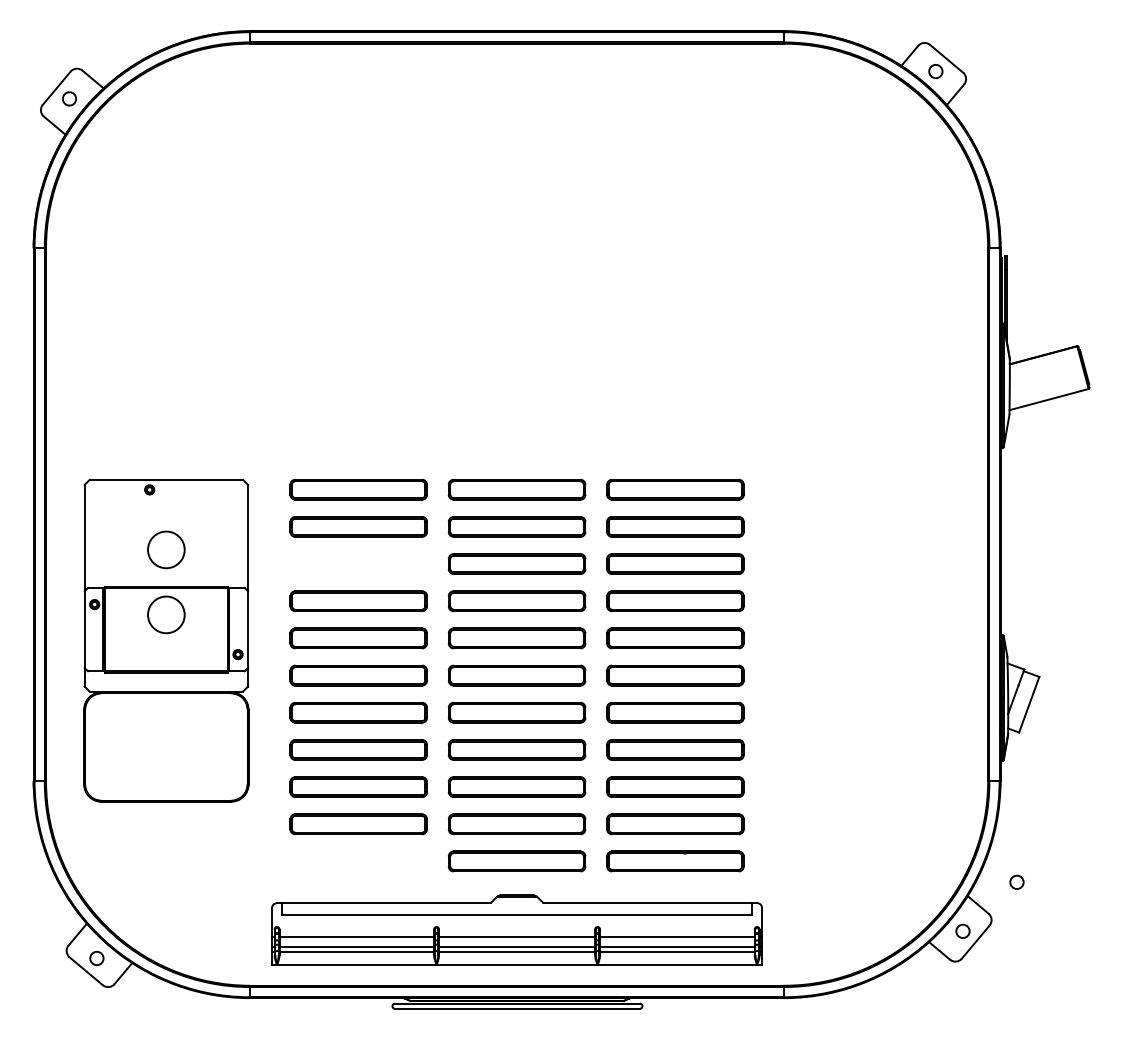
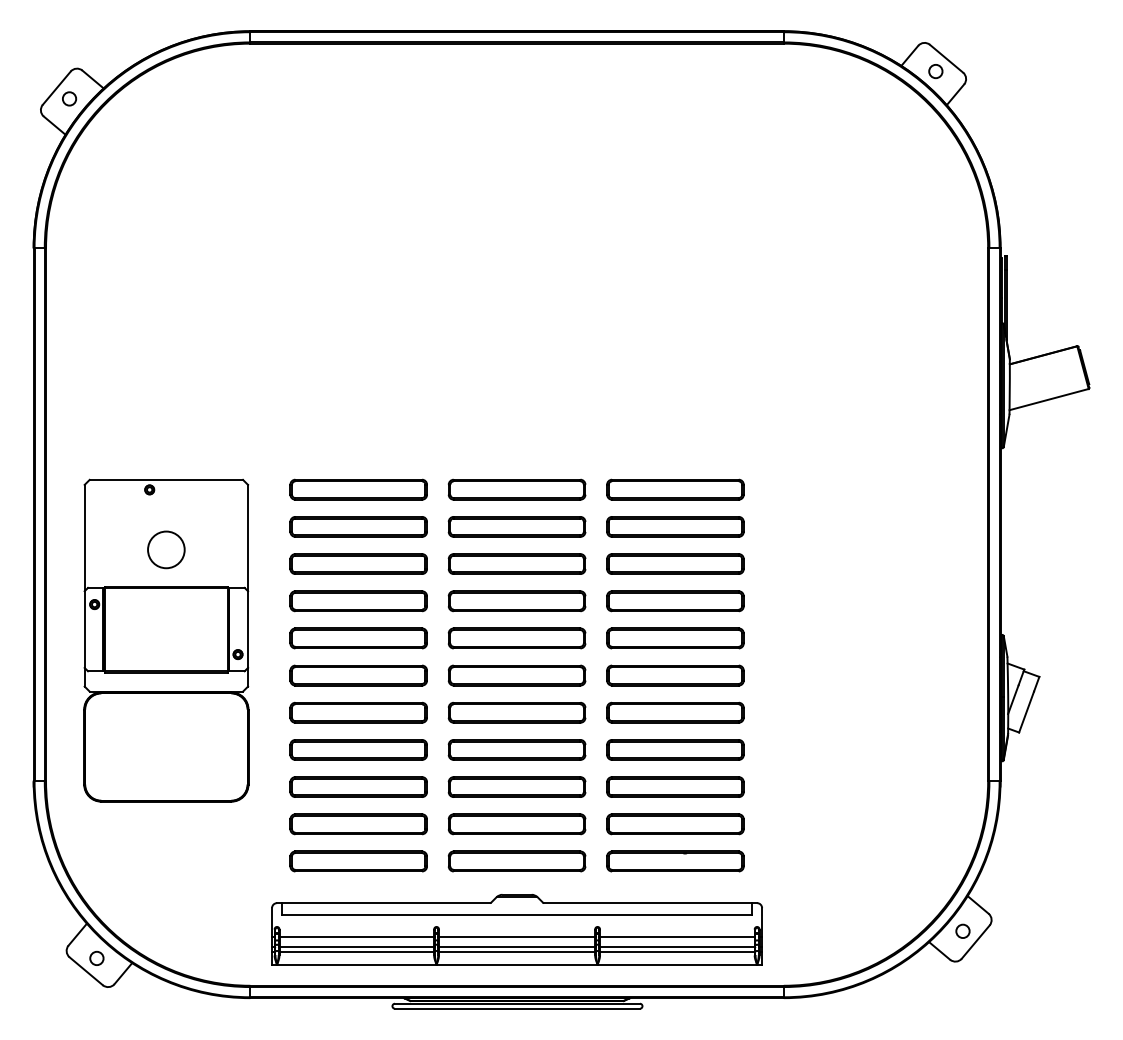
part: none -> present (358, 563)
circle: present -> none (166, 614)
part: none -> present (358, 861)
circle: present -> none (1016, 881)
